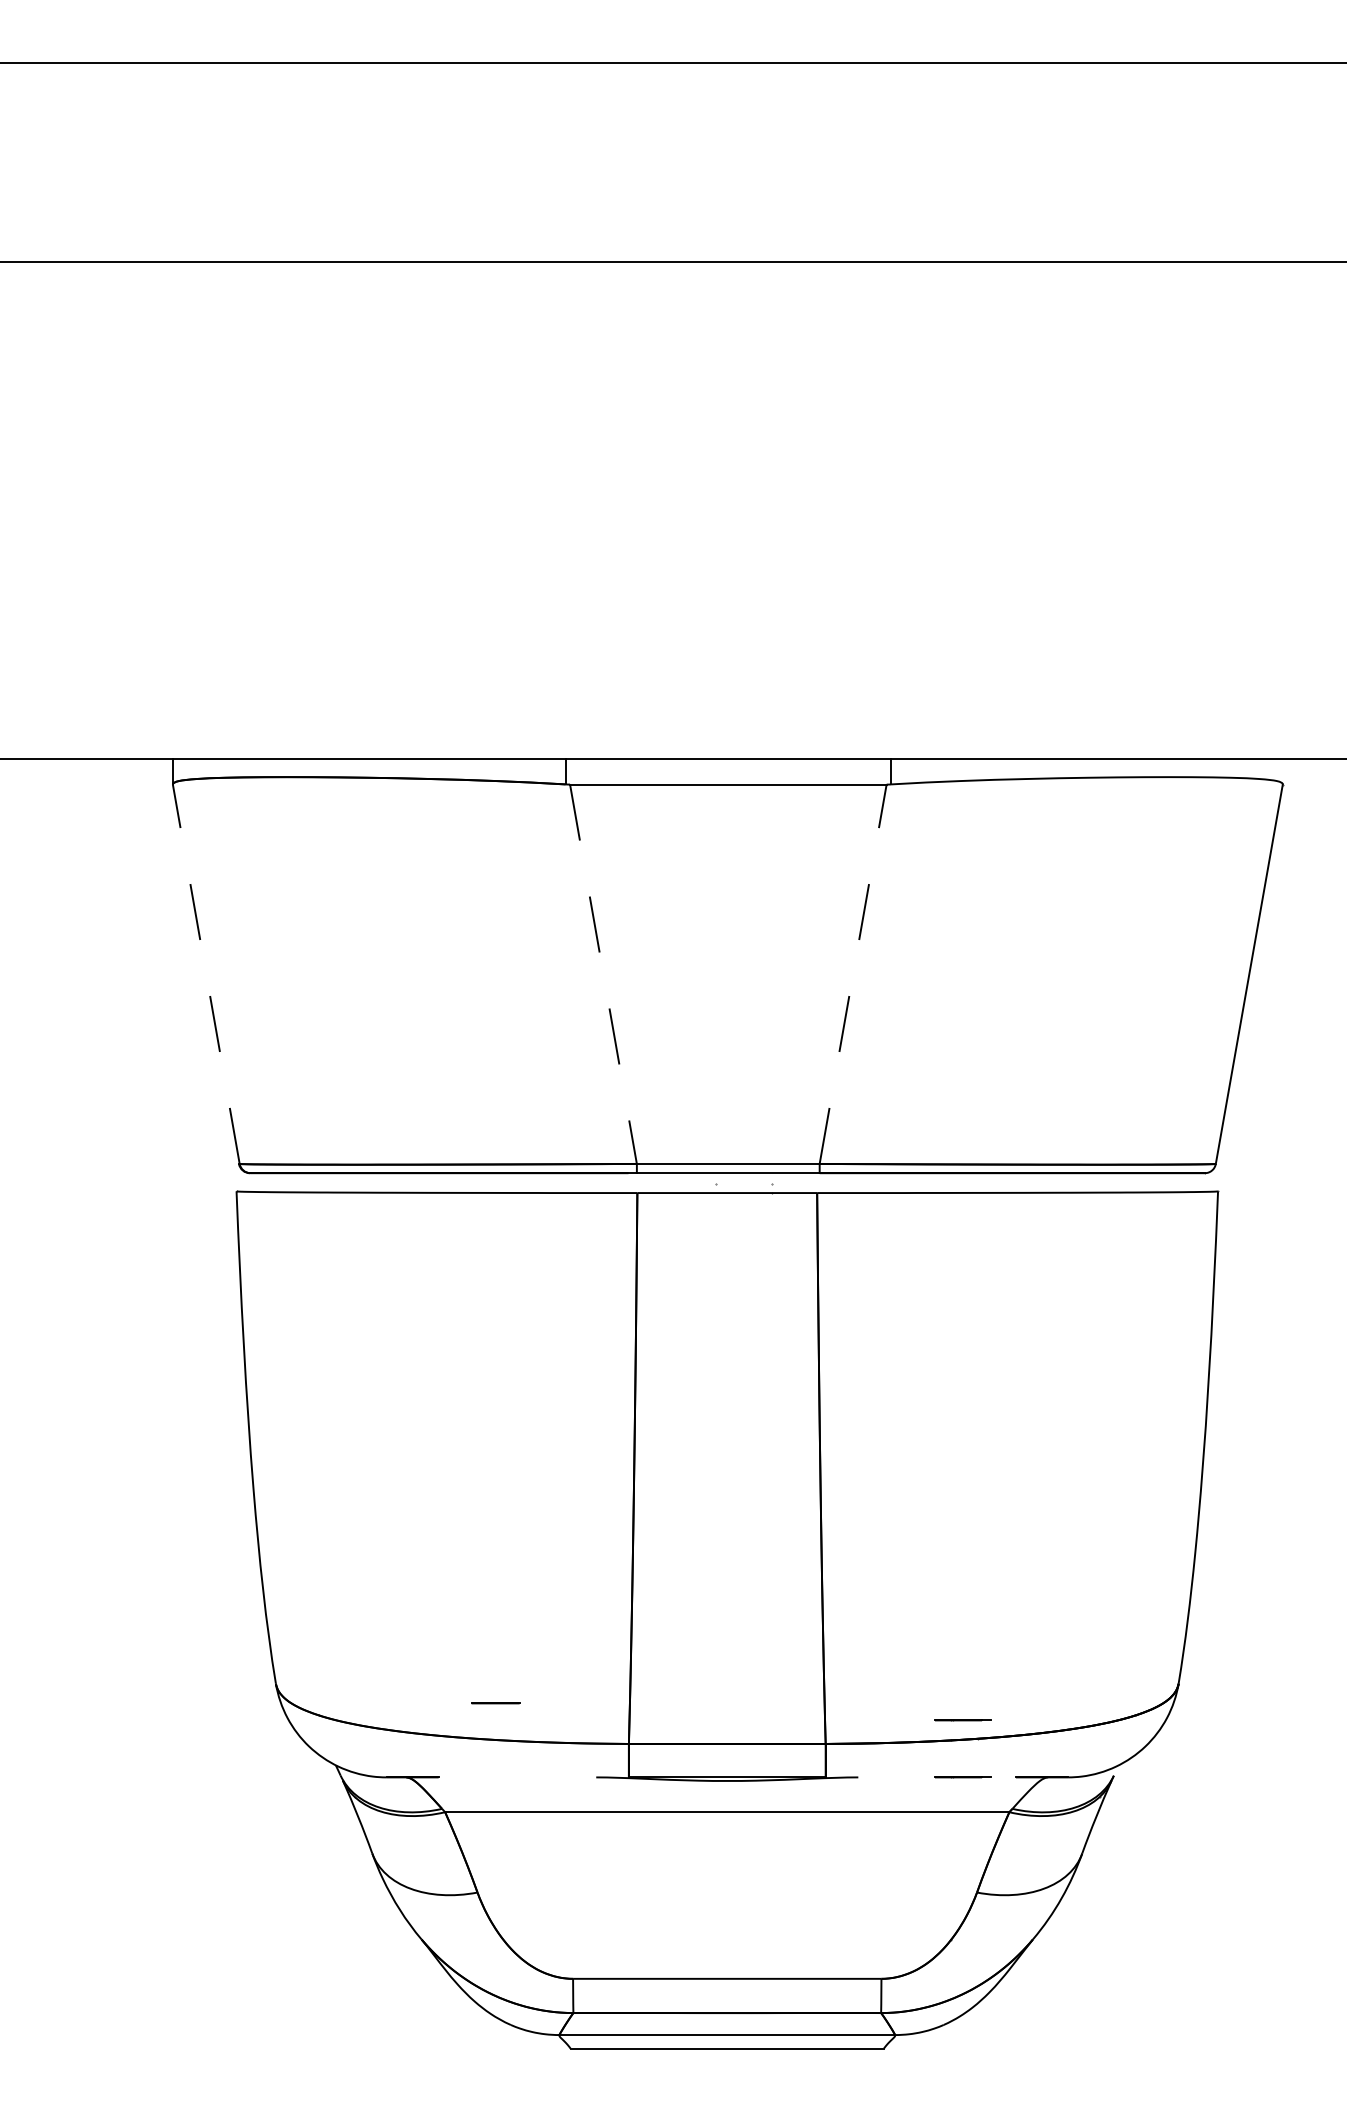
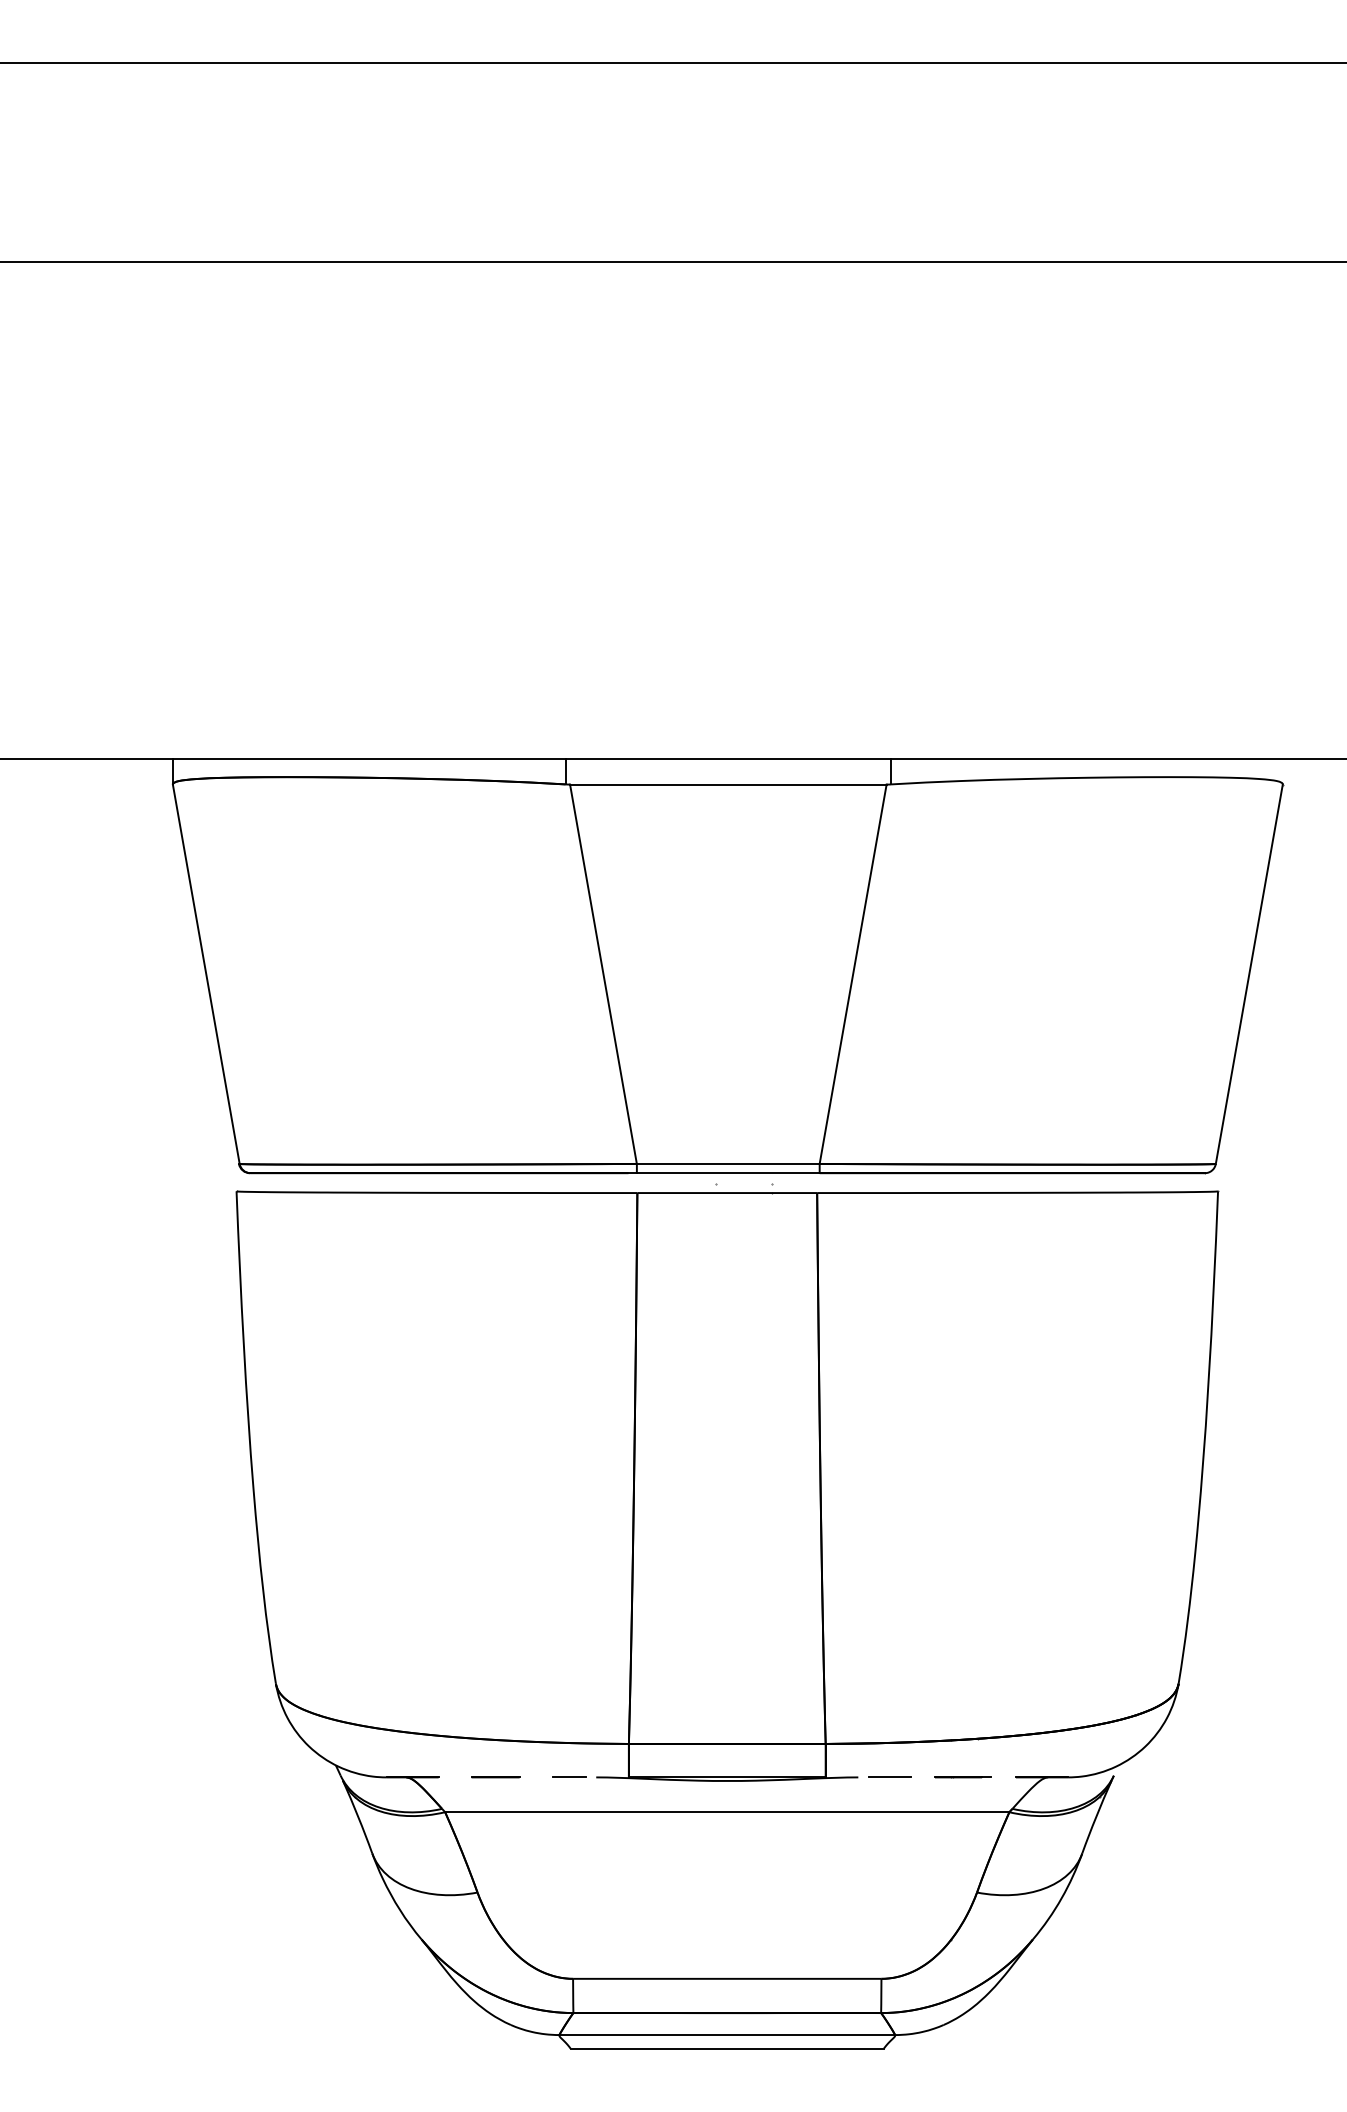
line: dashed -> solid (206, 974)
line: dashed -> solid (603, 974)
line: dashed -> solid (853, 974)
line position: (495, 1703) -> (495, 1777) (495, 1777)
line: present -> none (962, 1720)
line: none -> present (568, 1777)
line: none -> present (889, 1777)
